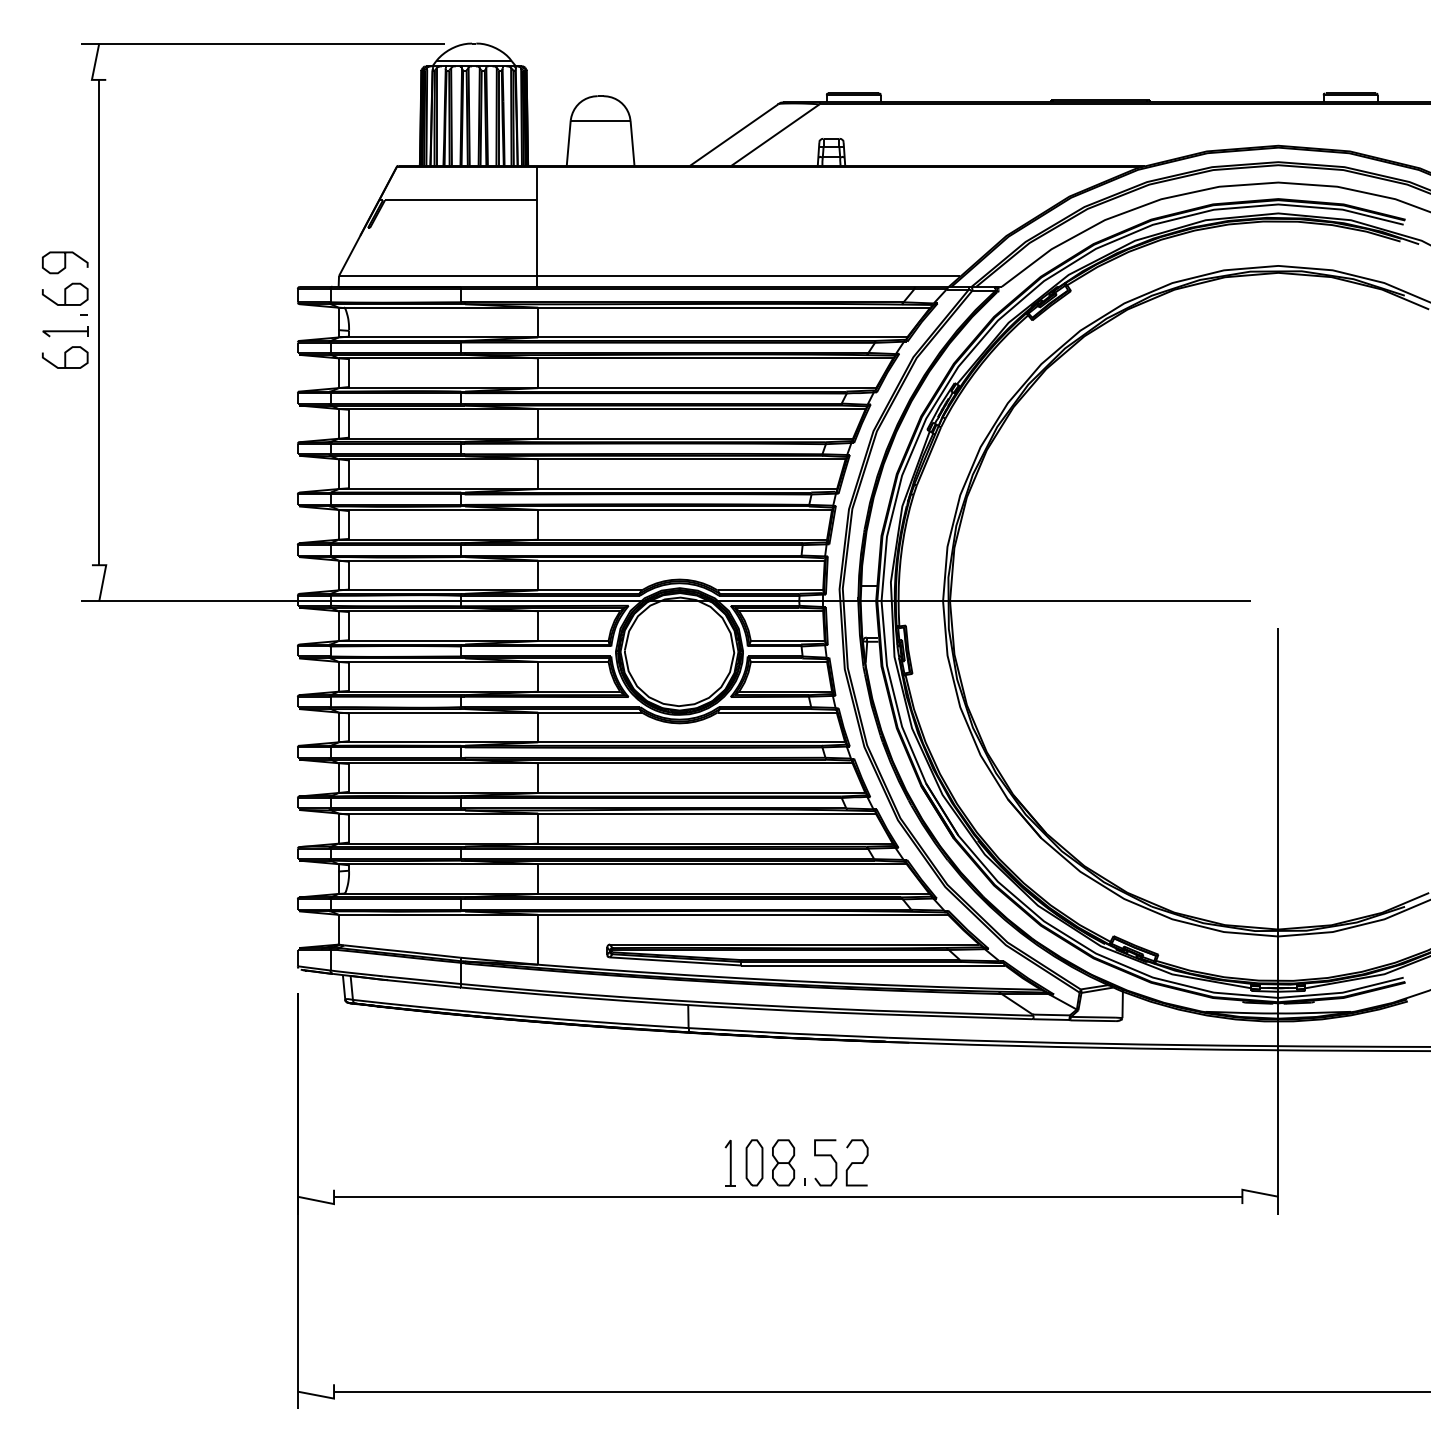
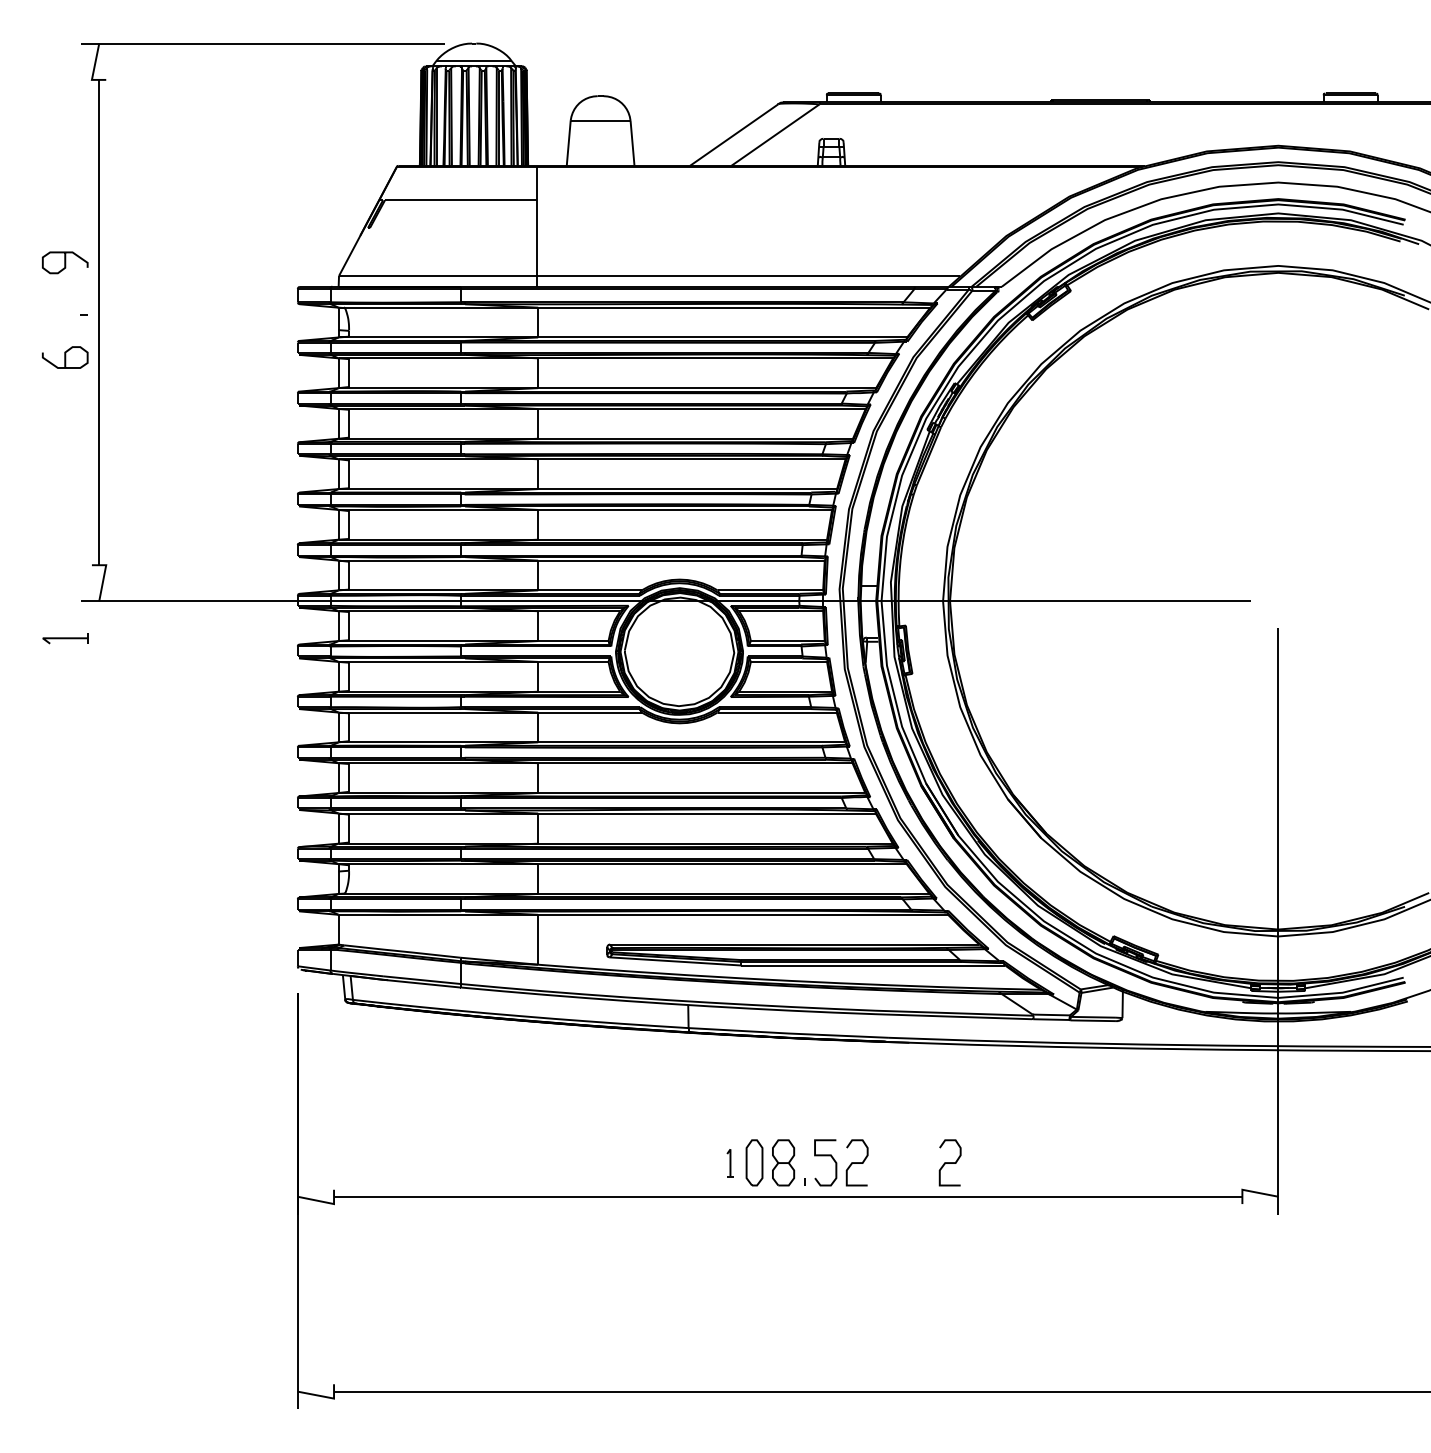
curve: present -> none (65, 293)
part position: (65, 331) -> (65, 638) (65, 638)
part size: 12x48 px -> 8x29 px (729, 1163)
curve: none -> present (949, 1162)
